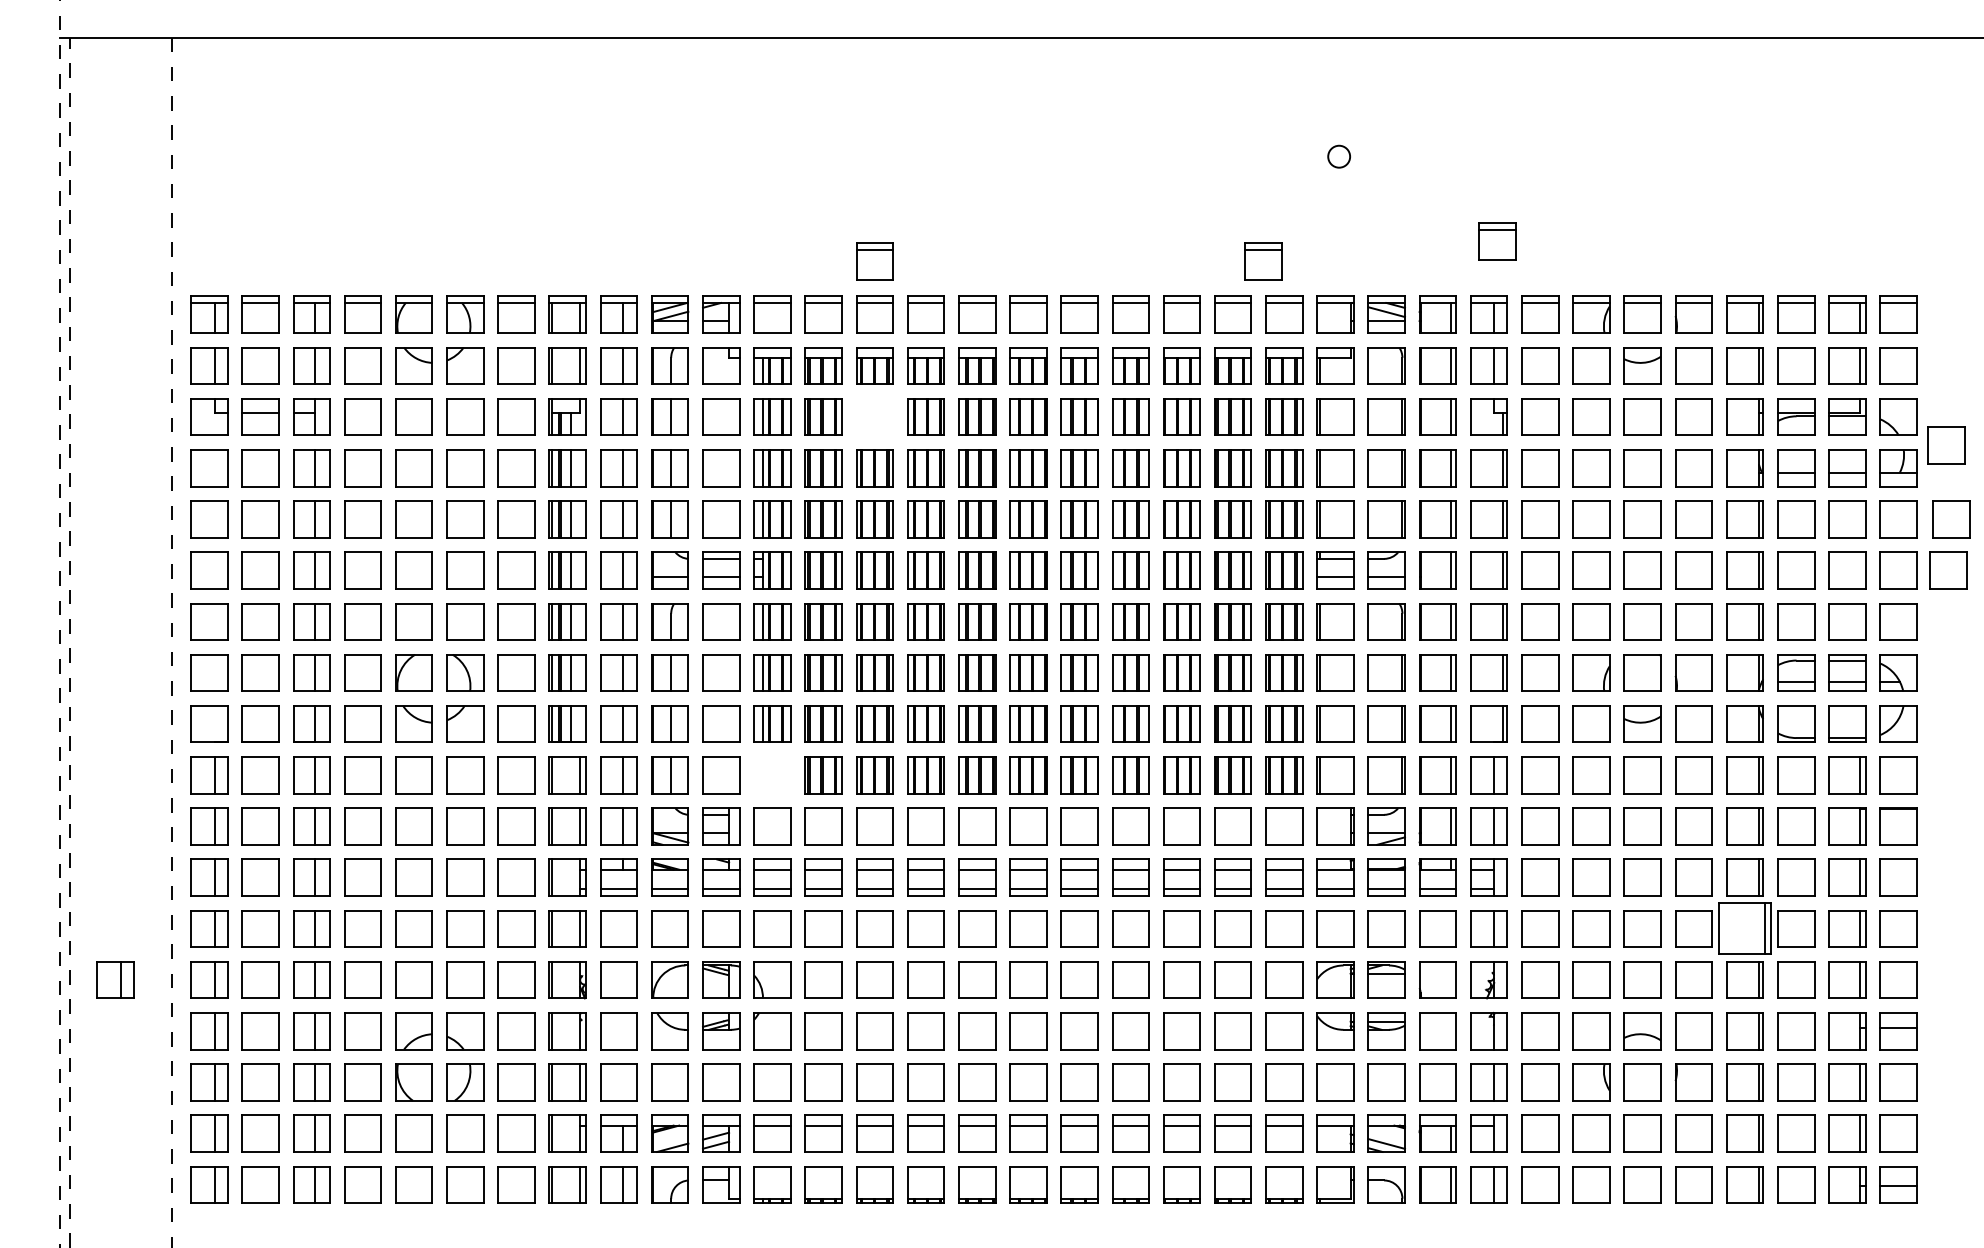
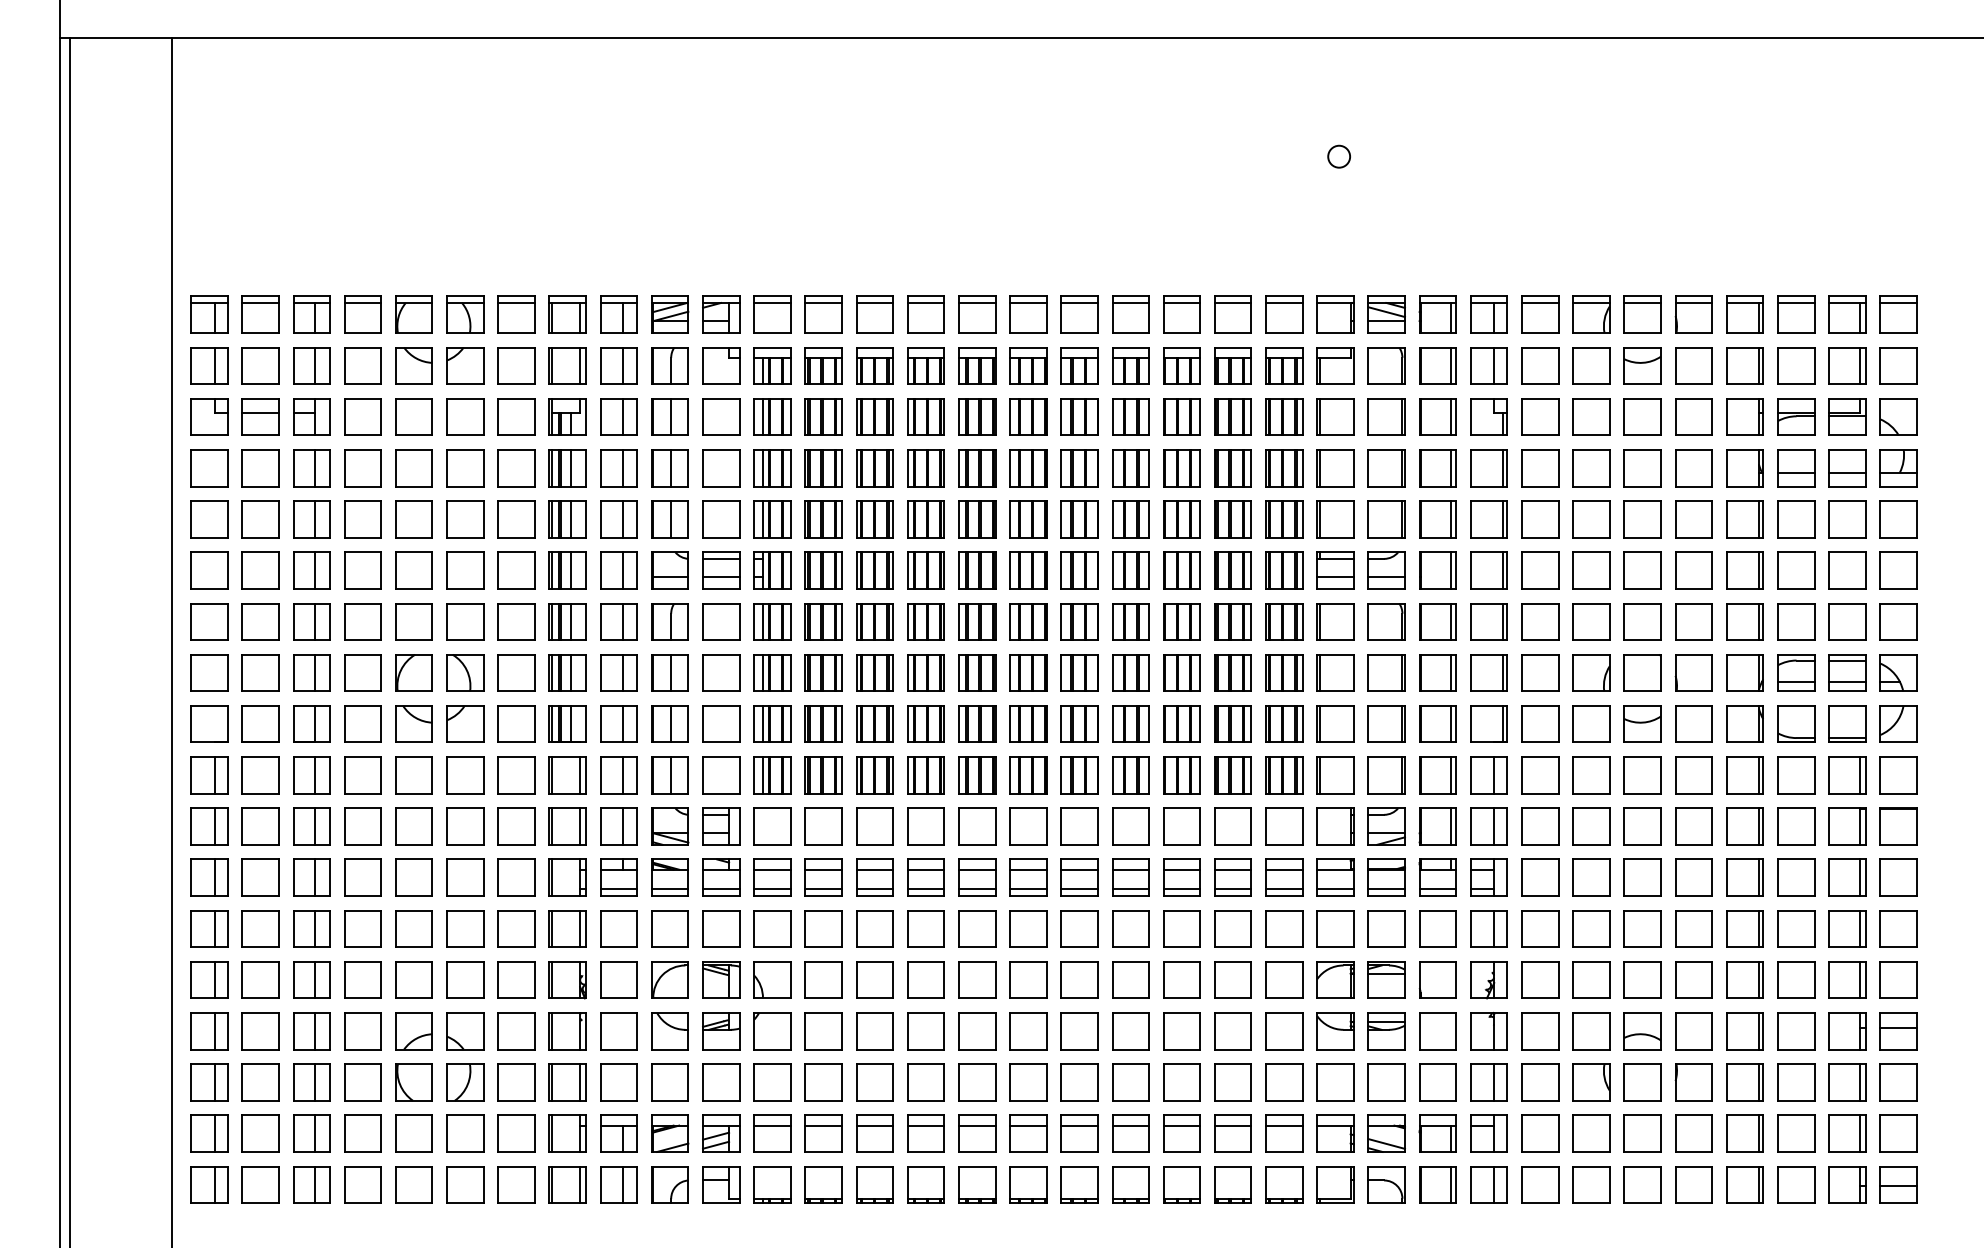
part: present -> none (1497, 241)
part: present -> none (874, 261)
part: present -> none (1263, 261)
part: none -> present (874, 416)
part: present -> none (1946, 445)
part: present -> none (1951, 519)
part: present -> none (1948, 570)
line: dashed -> solid (59, 623)
line: dashed -> solid (69, 642)
line: dashed -> solid (172, 643)
part: none -> present (772, 775)
part size: 54x53 px -> 38x38 px (1744, 928)
part: present -> none (115, 979)
